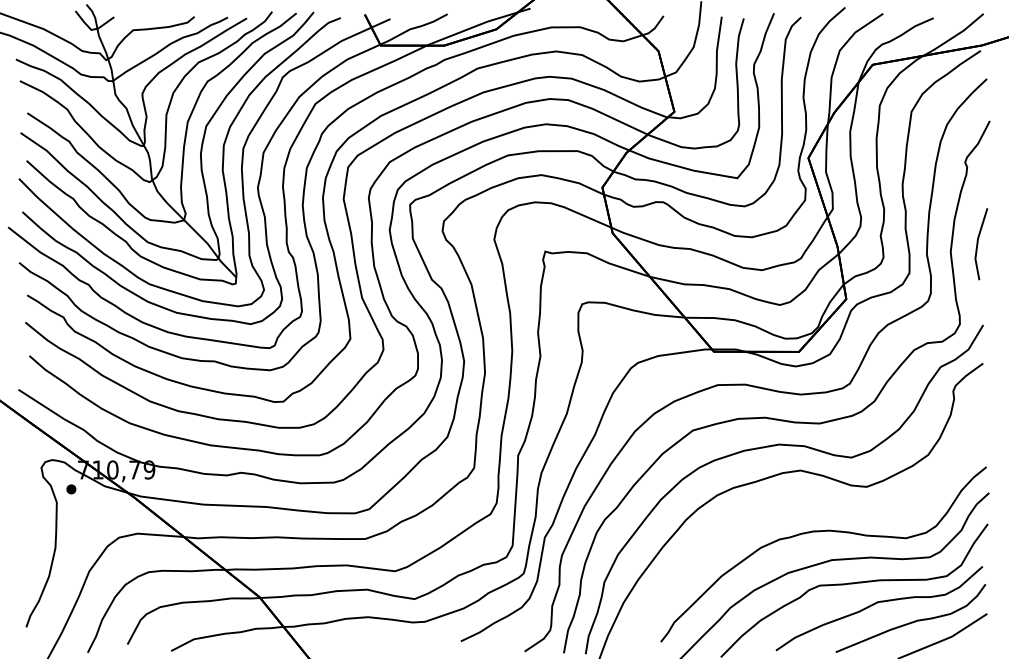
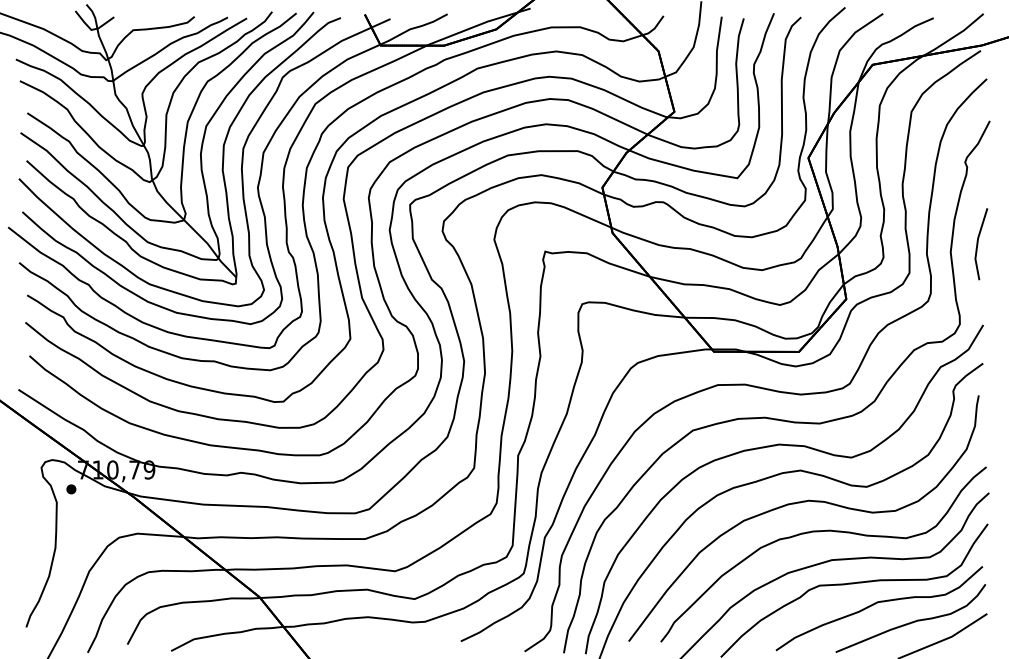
part: none -> present (800, 503)
